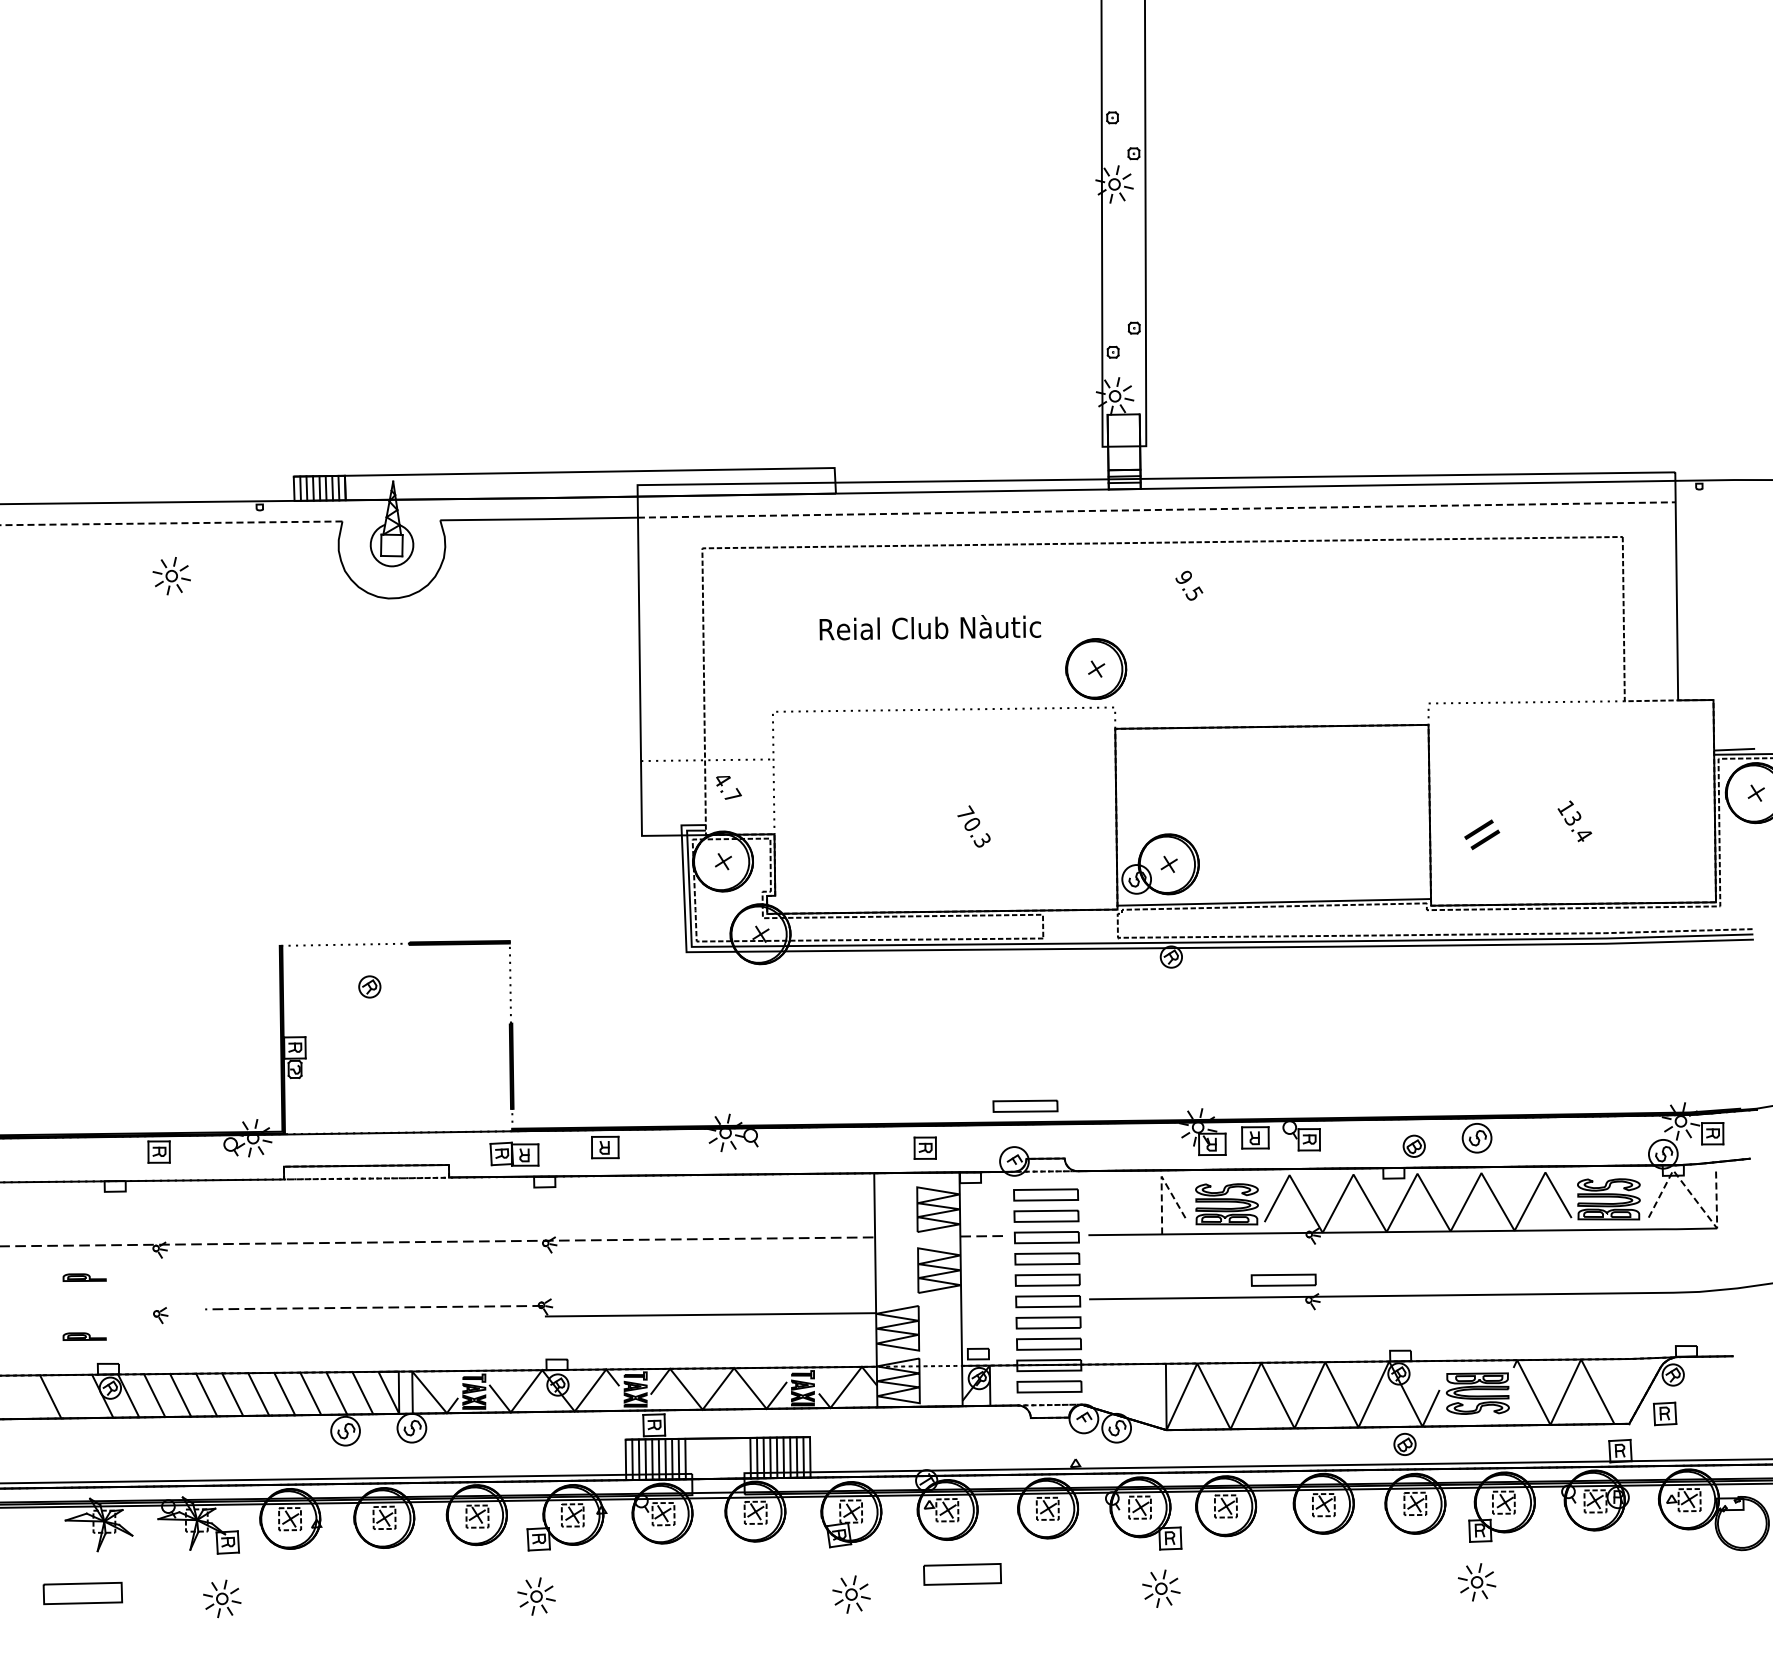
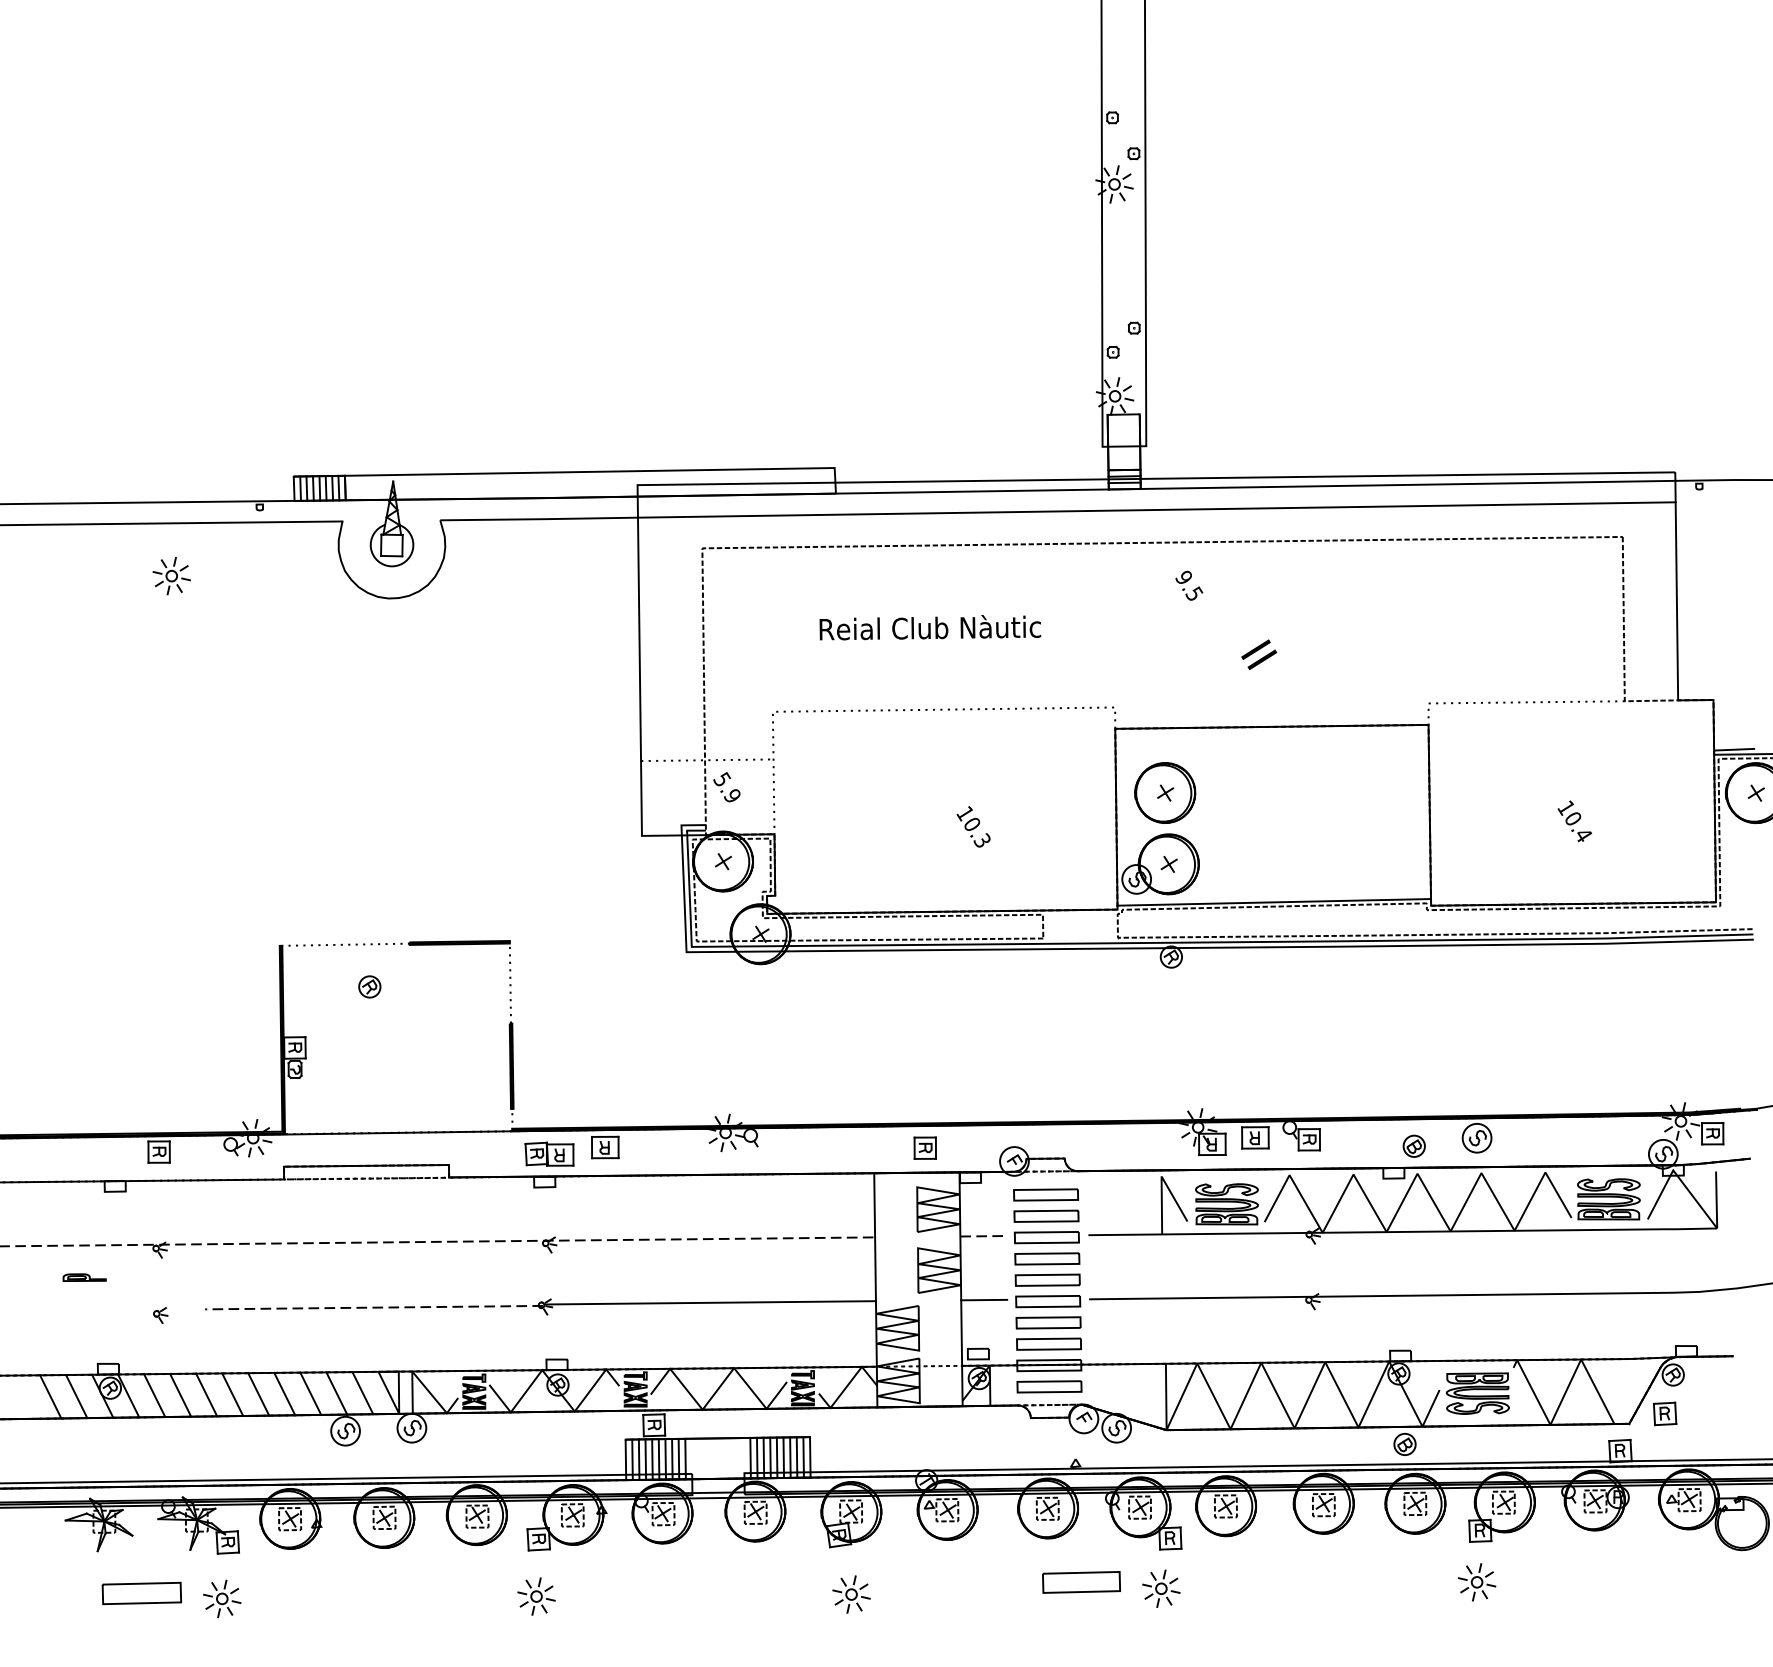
line: dashed -> solid (1156, 509)
line: dashed -> solid (171, 523)
part position: (1096, 668) -> (1165, 792) (1165, 792)
text: 4.7 -> 5.9 (727, 787)
text: 70.3 -> 10.3 (965, 813)
text: 13.4 -> 10.4 (1572, 818)
text position: (1482, 834) -> (1259, 654) (1259, 654)
part: present -> none (1025, 1105)
part position: (514, 1153) -> (549, 1153) (549, 1153)
line: dashed -> solid (1161, 1178)
line: dashed -> solid (1695, 1199)
part: present -> none (1283, 1279)
line: none -> present (984, 1299)
line position: (710, 1314) -> (710, 1302) (710, 1302)
part: present -> none (84, 1336)
line: none -> present (76, 1396)
part position: (962, 1574) -> (1081, 1582) (1081, 1582)
part position: (82, 1593) -> (141, 1593) (141, 1593)
